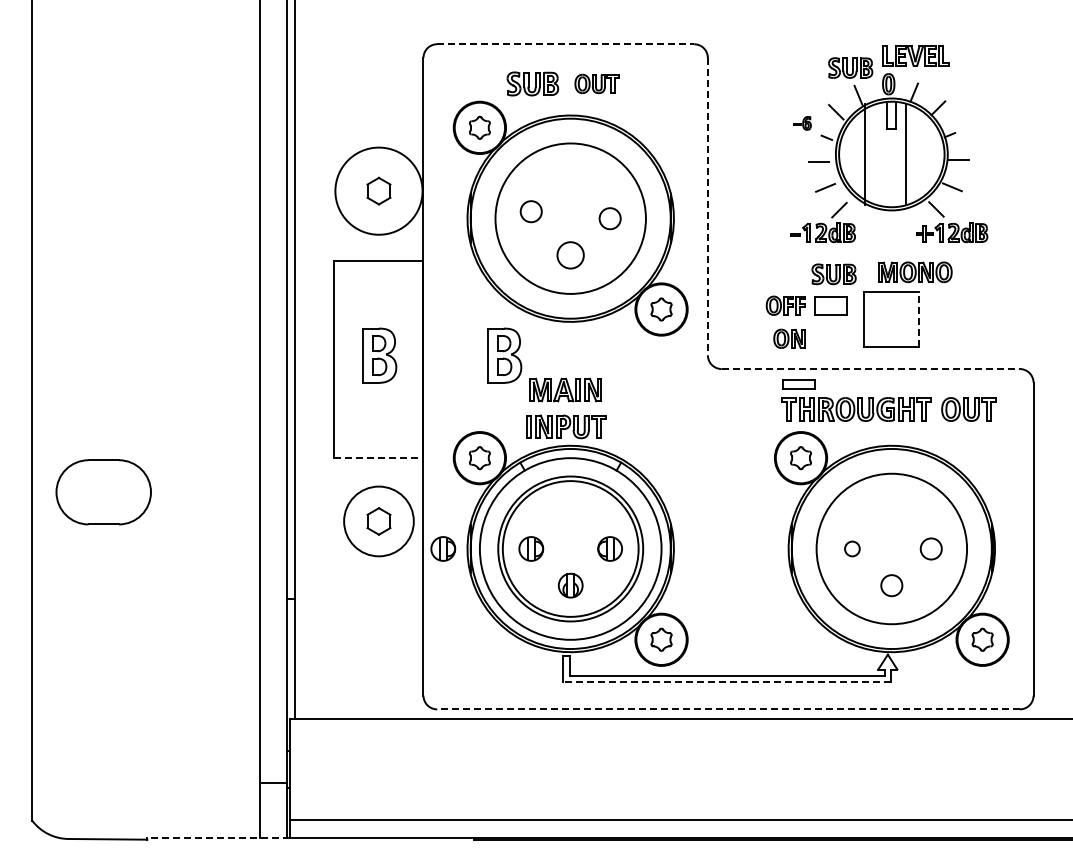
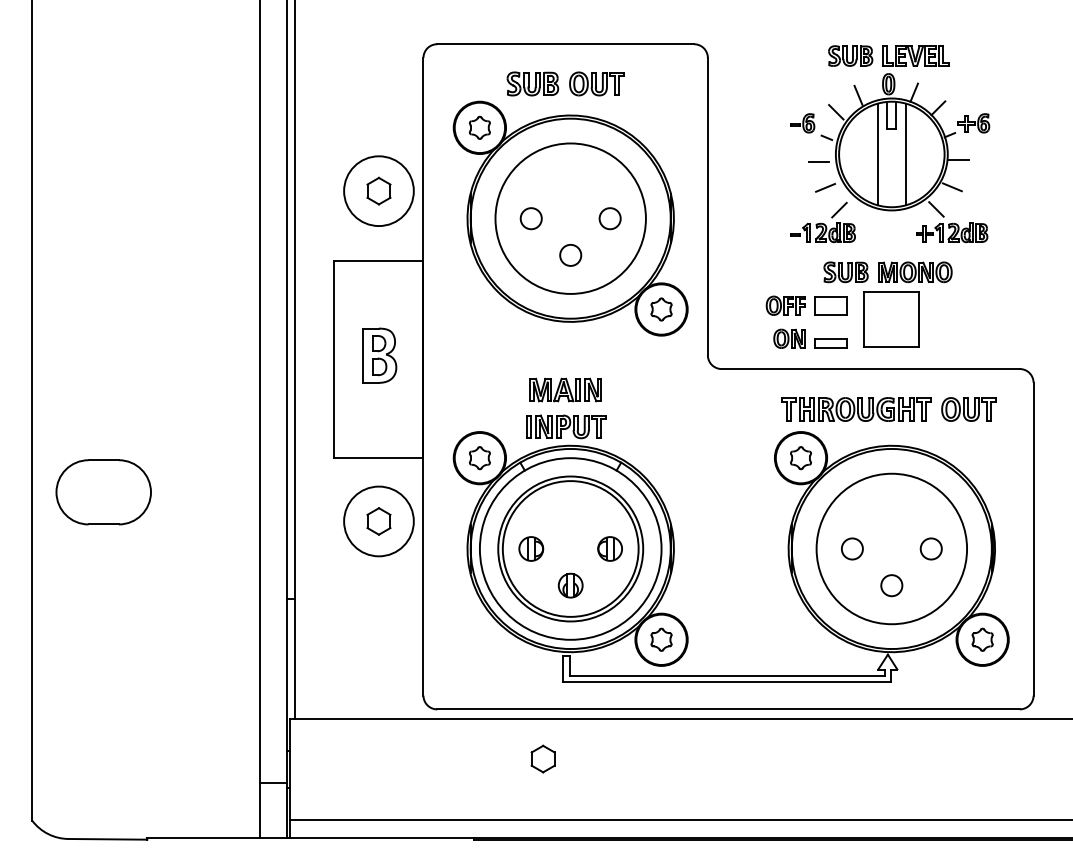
line: dashed -> solid (566, 44)
part position: (850, 67) -> (850, 55) (850, 55)
part size: 46x22 px -> 56x26 px (596, 83)
part size: 19x15 px -> 26x21 px (802, 123)
part: none -> present (973, 123)
line position: (865, 154) -> (878, 154) (878, 154)
circle diameter: 87 px -> 70 px (378, 191)
line: dashed -> solid (707, 206)
circle position: (530, 211) -> (530, 218) (530, 218)
circle size: 29x29 px -> 24x23 px (570, 255)
part position: (833, 274) -> (845, 272) (845, 272)
line: dashed -> solid (919, 319)
part: present -> none (504, 355)
line: dashed -> solid (871, 369)
part position: (798, 384) -> (830, 343) (830, 343)
line: dashed -> solid (378, 458)
part: present -> none (443, 548)
circle size: 17x18 px -> 23x24 px (852, 548)
line: dashed -> solid (727, 682)
line: dashed -> solid (728, 709)
part: none -> present (542, 758)
line: dashed -> solid (217, 837)
